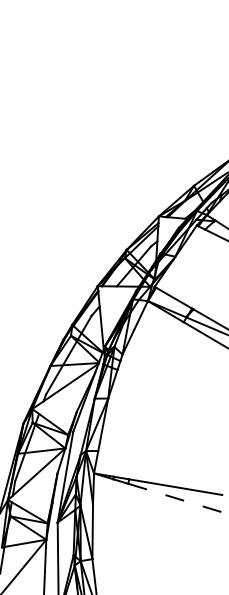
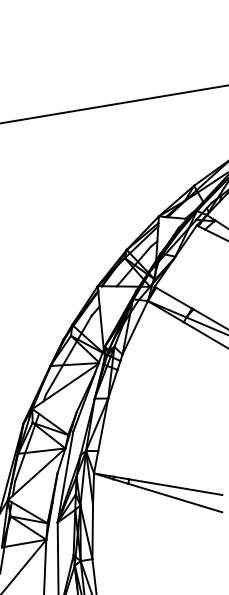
line: none -> present (113, 104)
line: dashed -> solid (175, 498)
